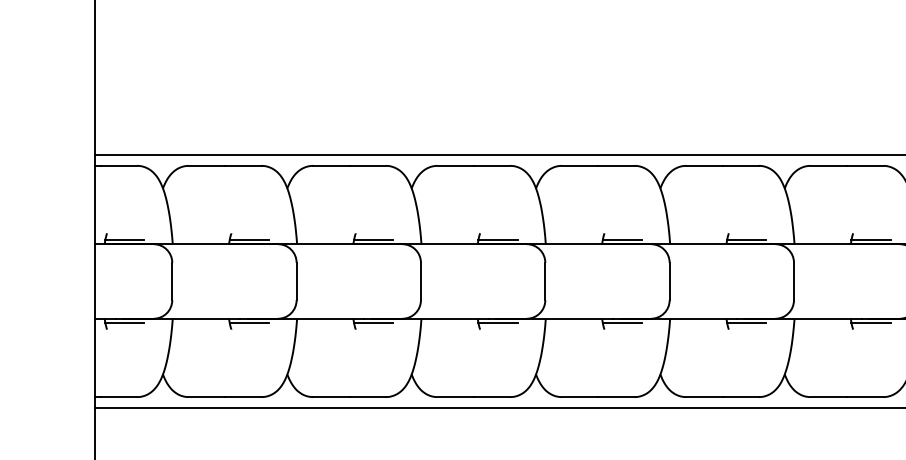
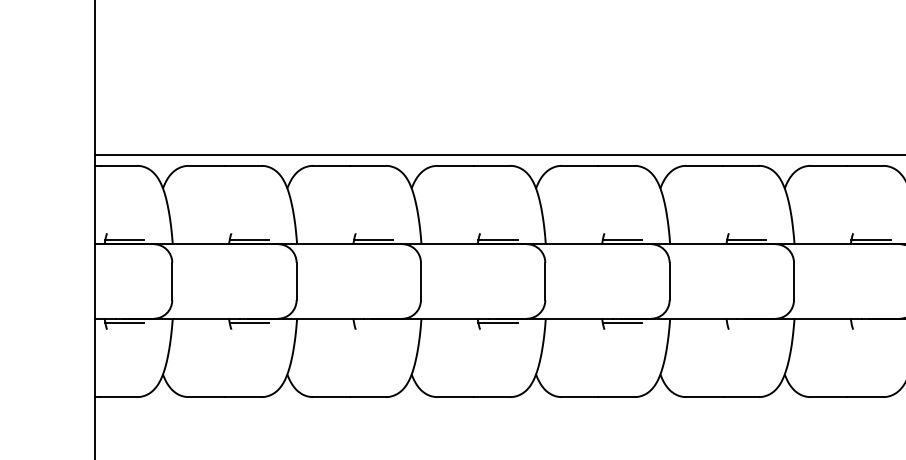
line: present -> none (373, 322)
line: present -> none (746, 322)
line: present -> none (870, 322)
line: present -> none (498, 408)
